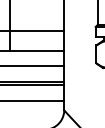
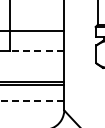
line: solid -> dashed (36, 50)
line: present -> none (32, 66)
line: solid -> dashed (31, 100)
